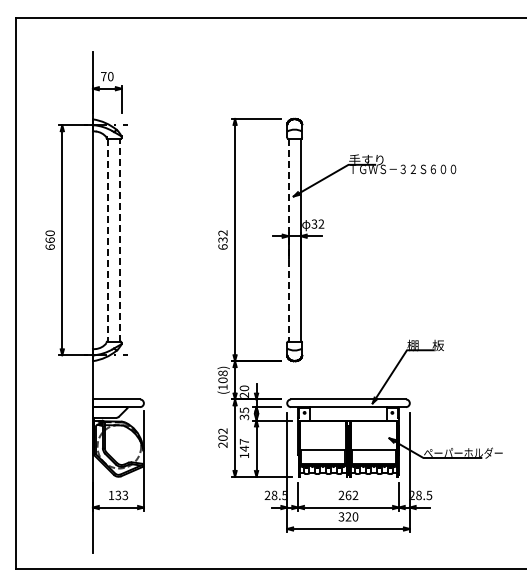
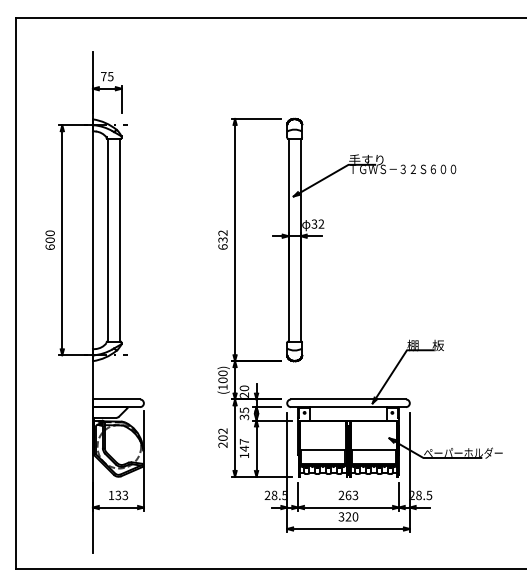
text: 70 -> 75 (110, 76)
text: 660 -> 600 (49, 239)
line: dashed -> solid (120, 239)
line: dashed -> solid (107, 240)
line: dashed -> solid (288, 240)
text: (108) -> (100) (223, 373)
text: 262 -> 263 (355, 495)
